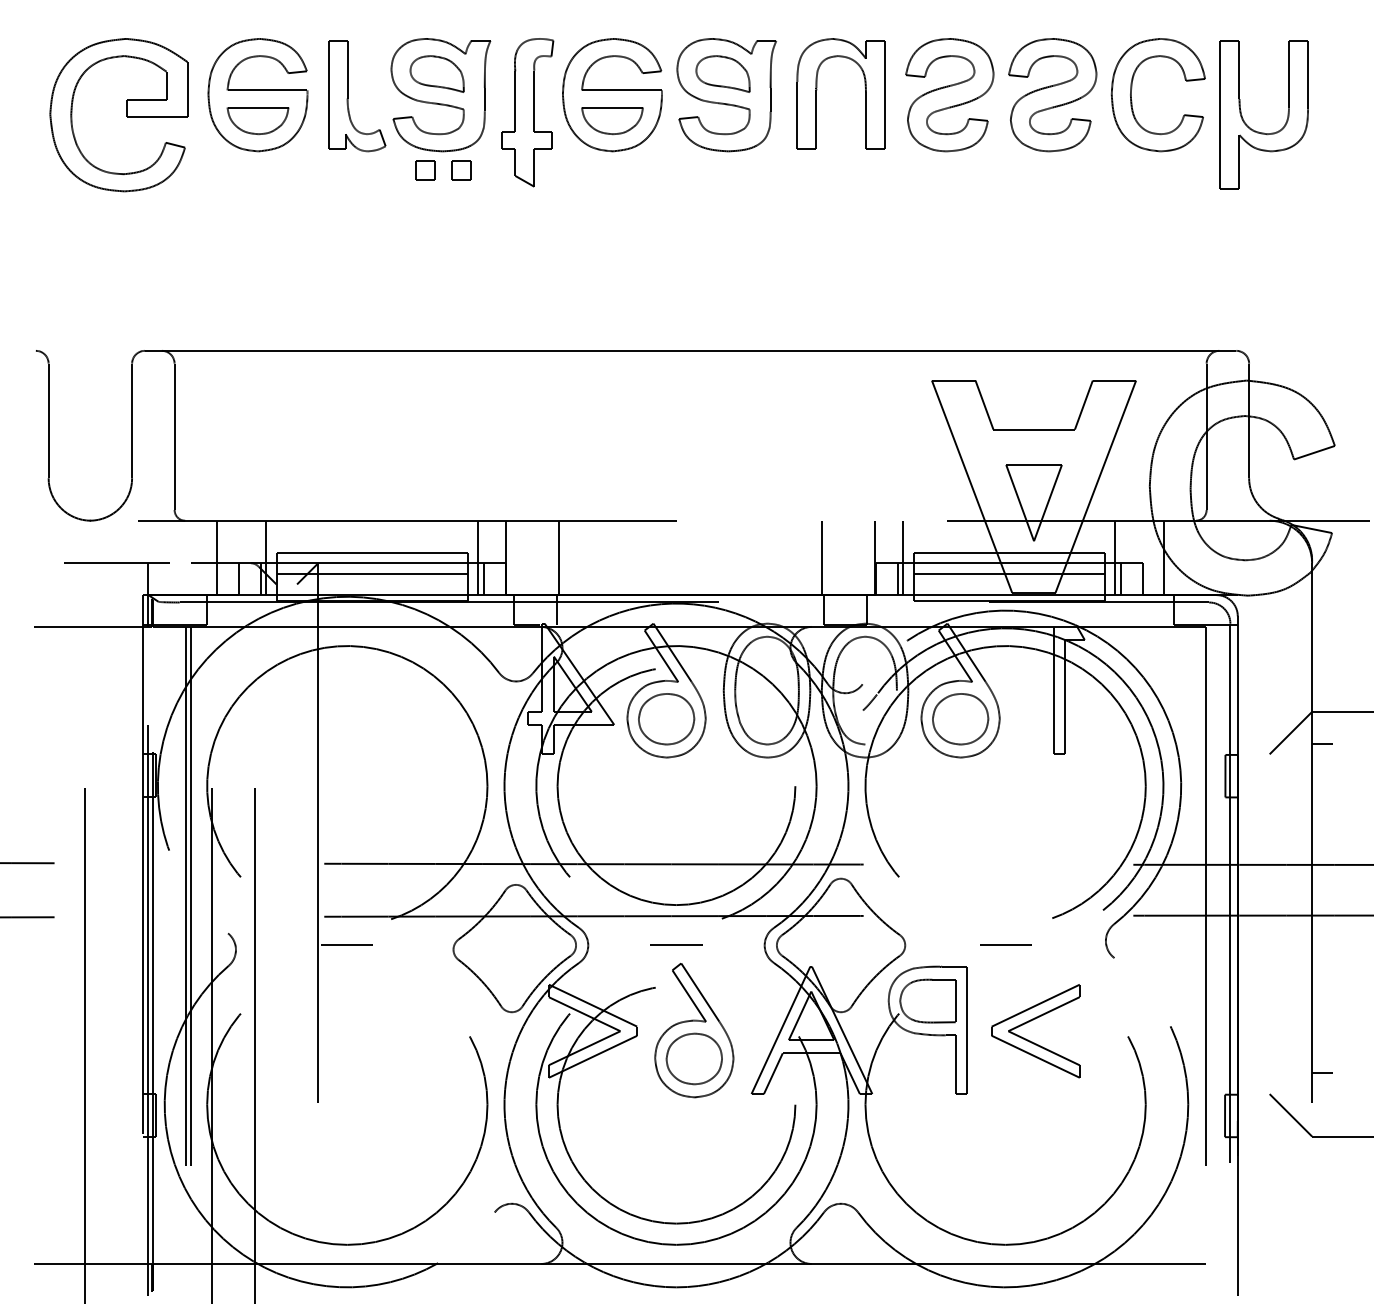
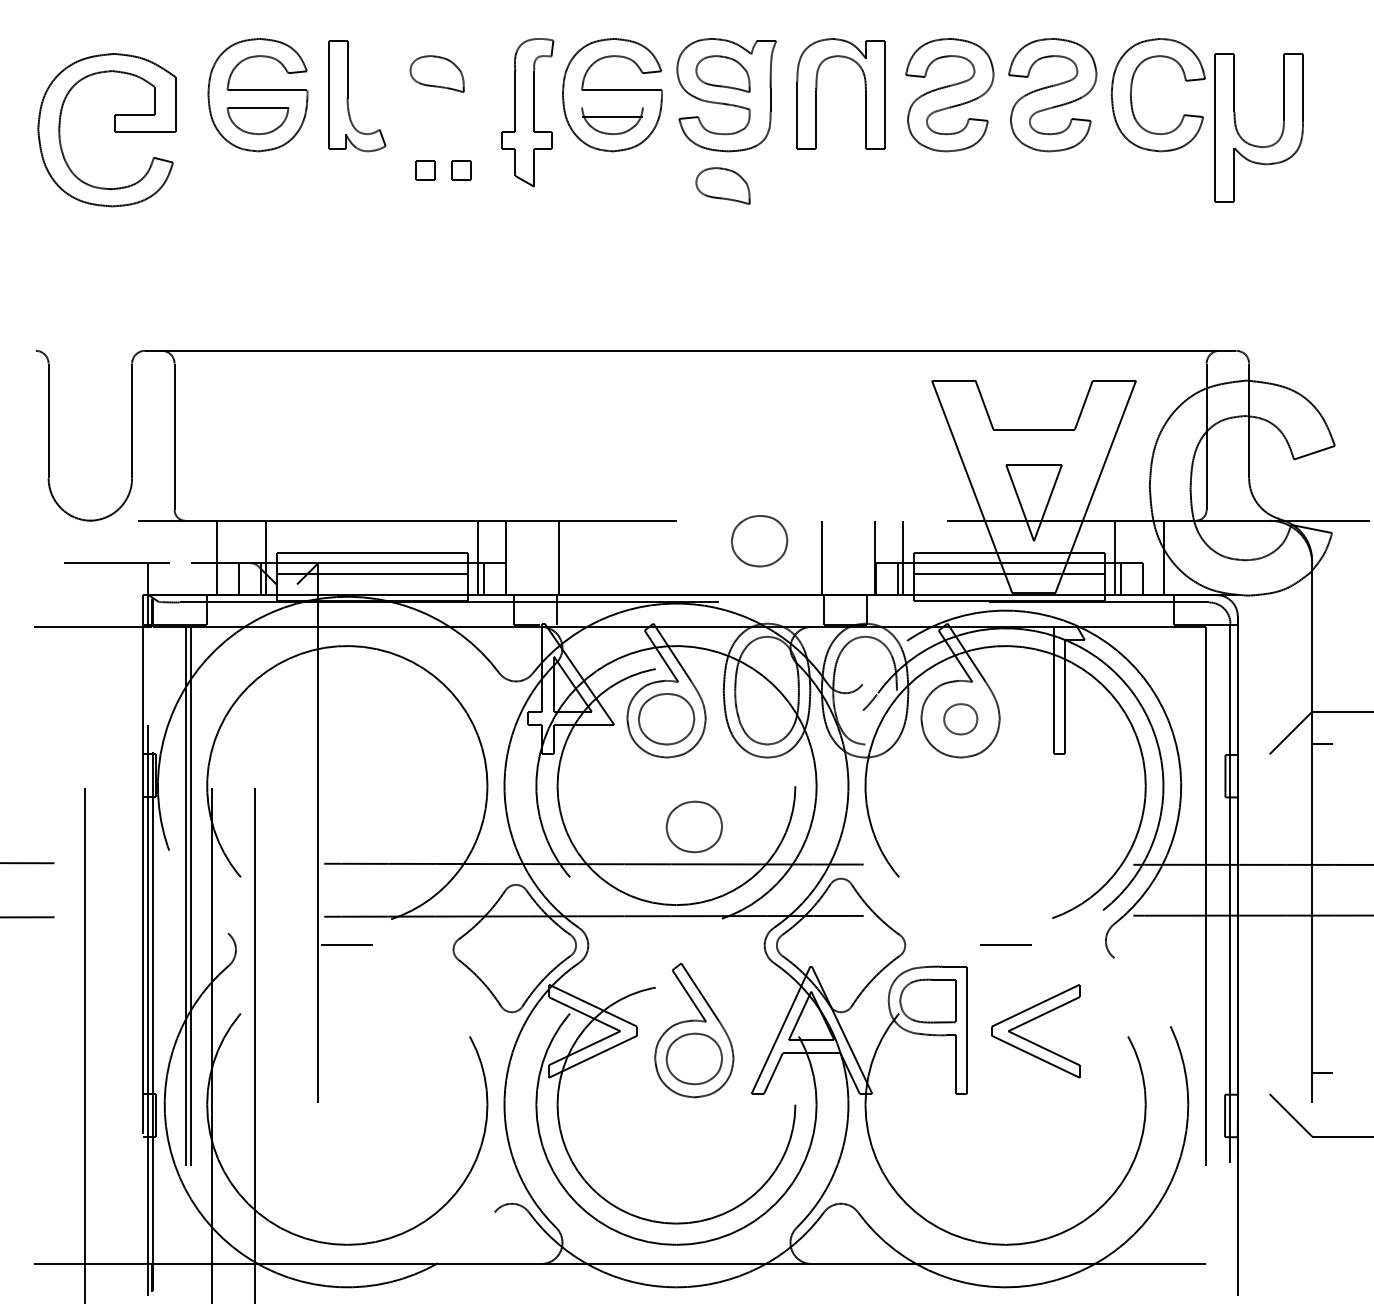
part: present -> none (440, 95)
line position: (611, 107) -> (611, 116) (611, 116)
part position: (126, 115) -> (114, 130) (114, 130)
part position: (1258, 131) -> (1253, 144) (1253, 144)
part: none -> present (722, 185)
part: none -> present (759, 541)
part size: 58x53 px -> 36x33 px (960, 719)
part: none -> present (693, 826)
line: present -> none (676, 944)
